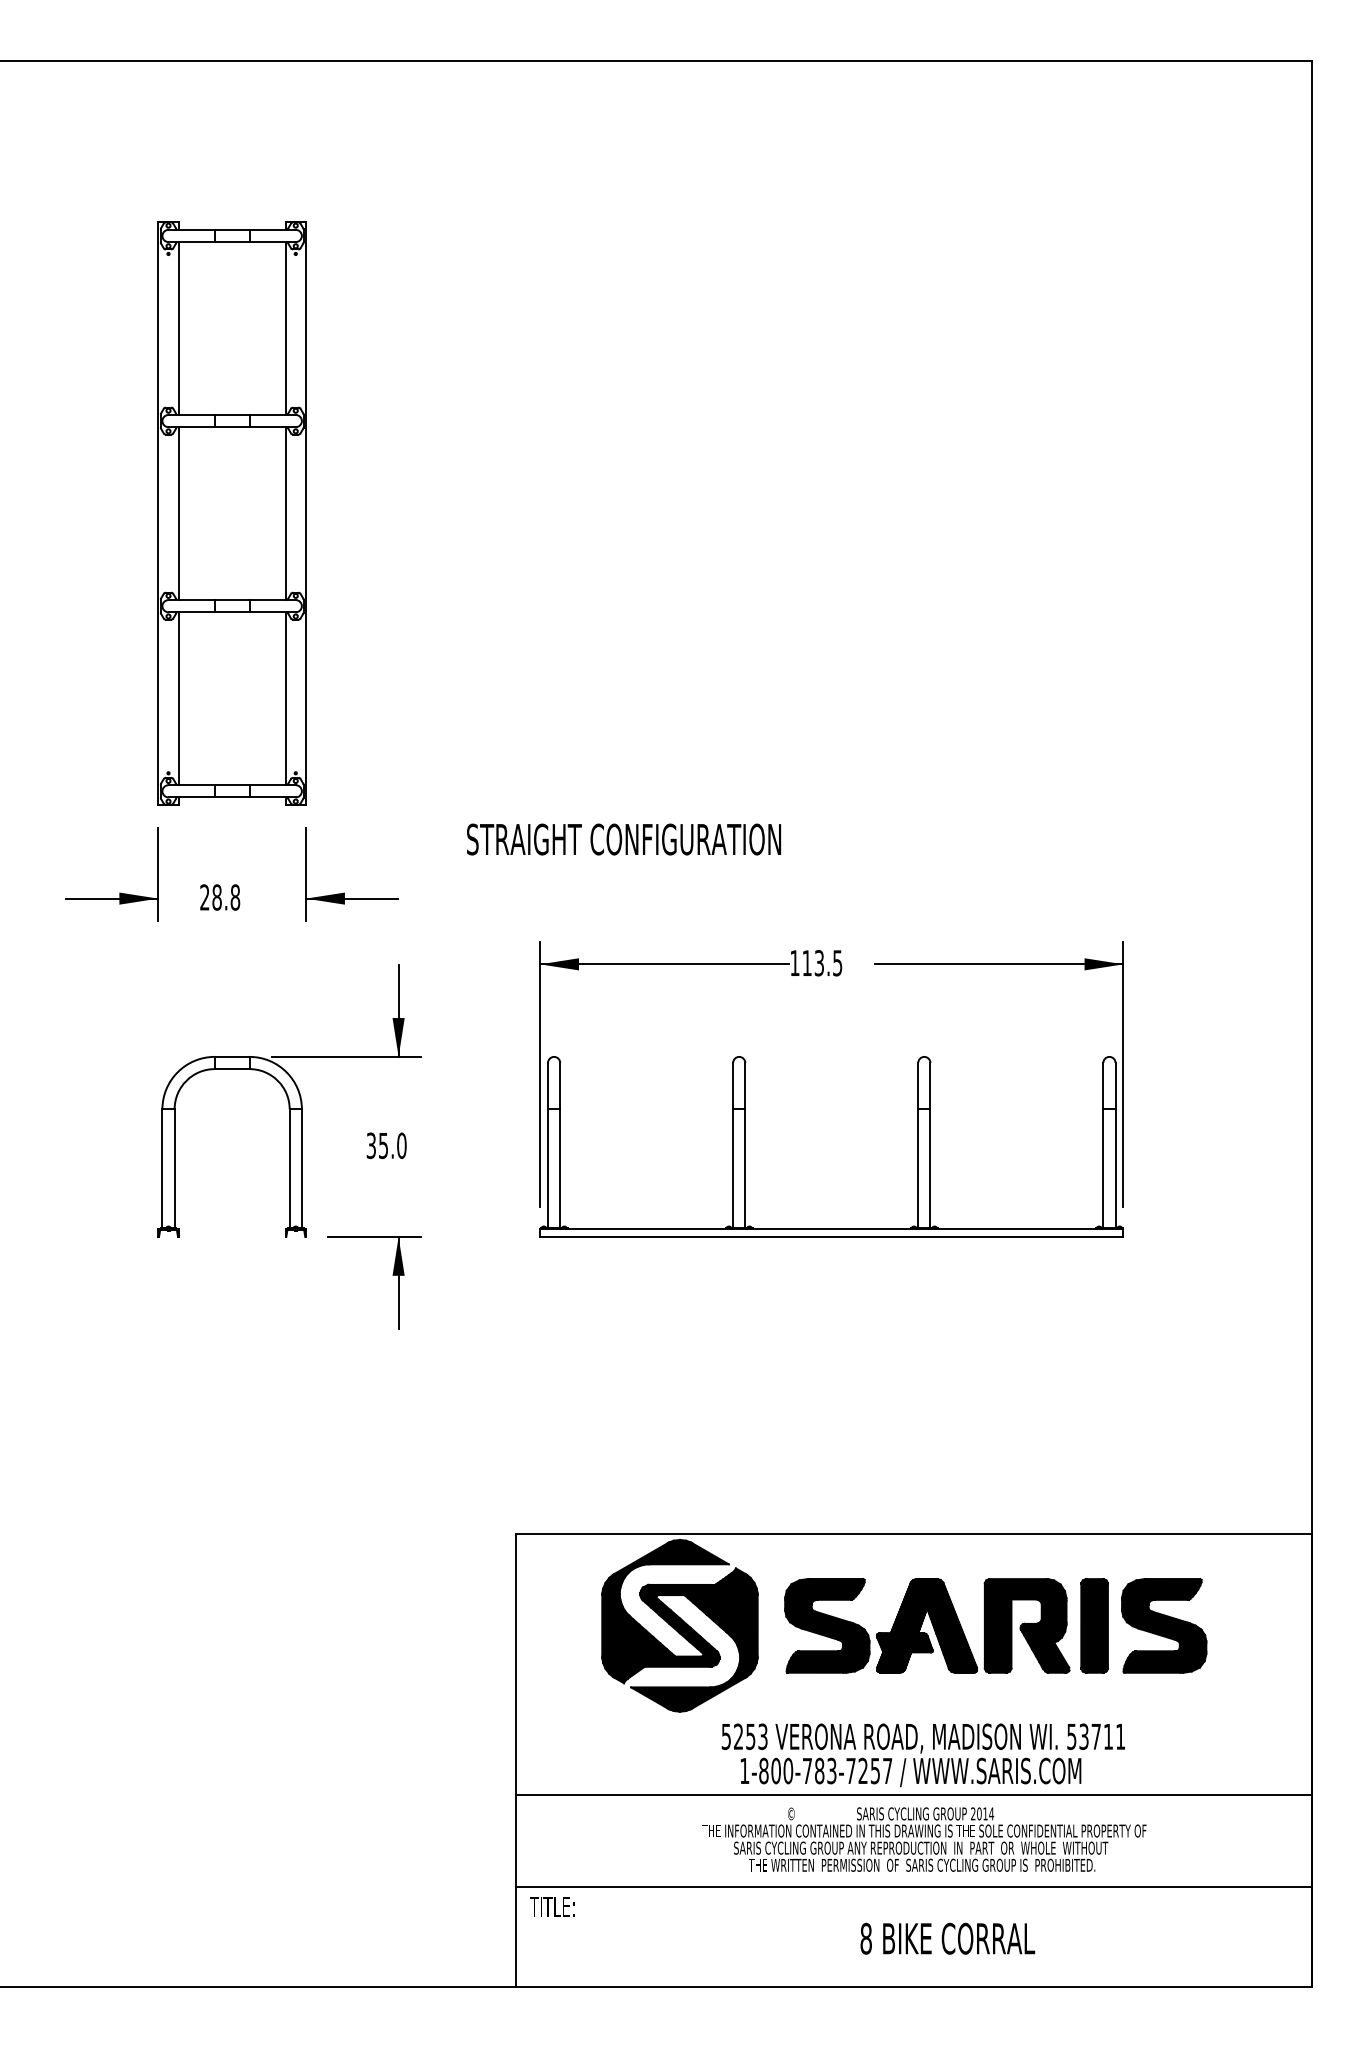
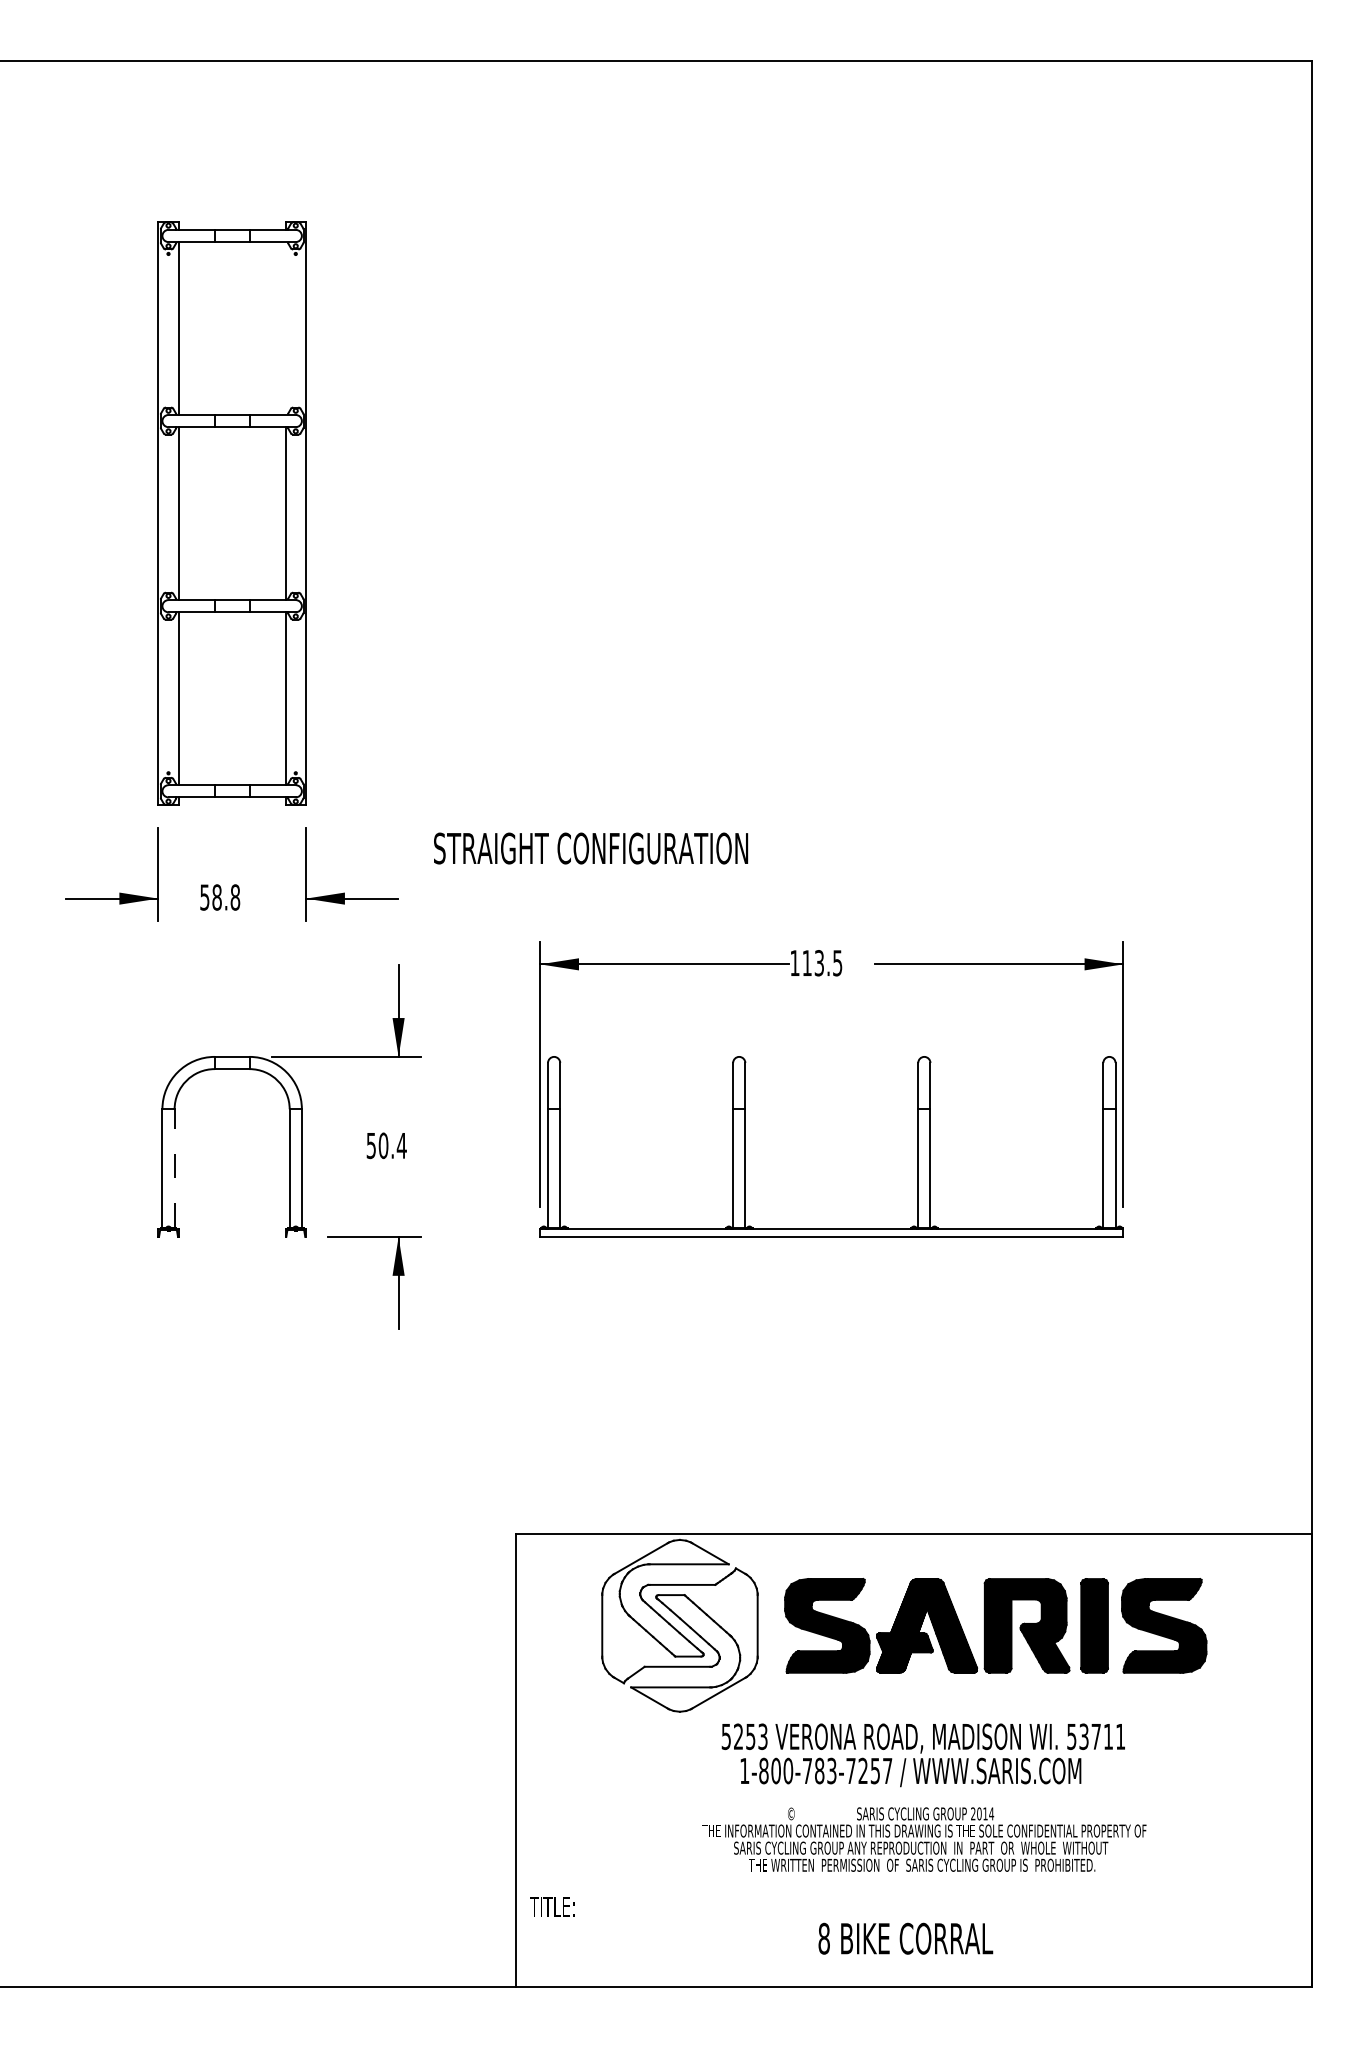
line: present -> none (285, 328)
text position: (624, 839) -> (591, 848) (591, 848)
text: 28.8 -> 58.8 (204, 897)
text: 35.0 -> 50.4 (386, 1145)
line: solid -> dashed (174, 1167)
fill: present -> none (679, 1625)
line: present -> none (913, 1795)
line: present -> none (913, 1886)
text position: (947, 1938) -> (905, 1938) (905, 1938)
